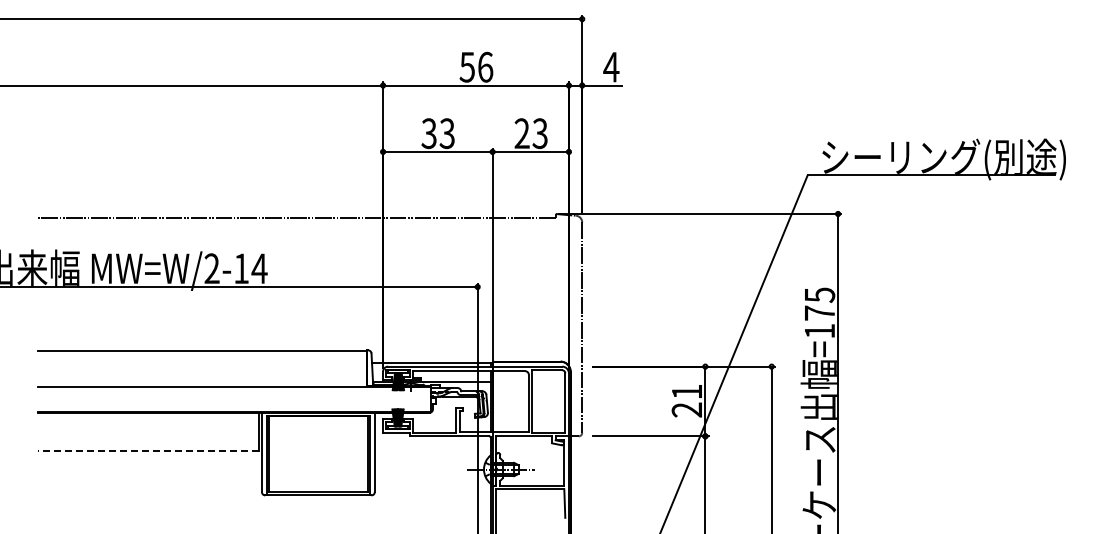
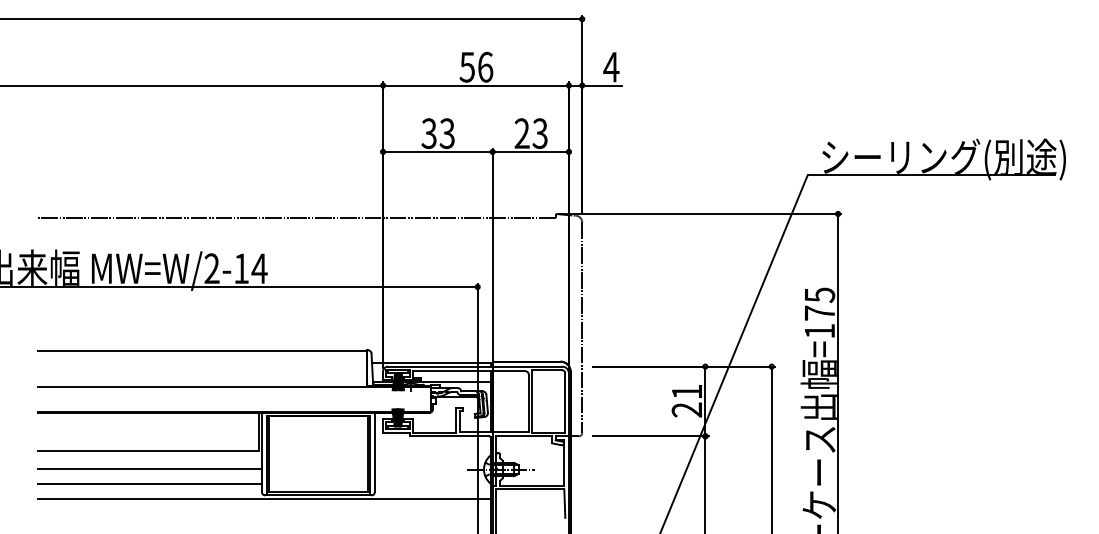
line: dashed -> solid (147, 450)
line: none -> present (149, 469)
line: none -> present (149, 484)
line: none -> present (263, 499)
